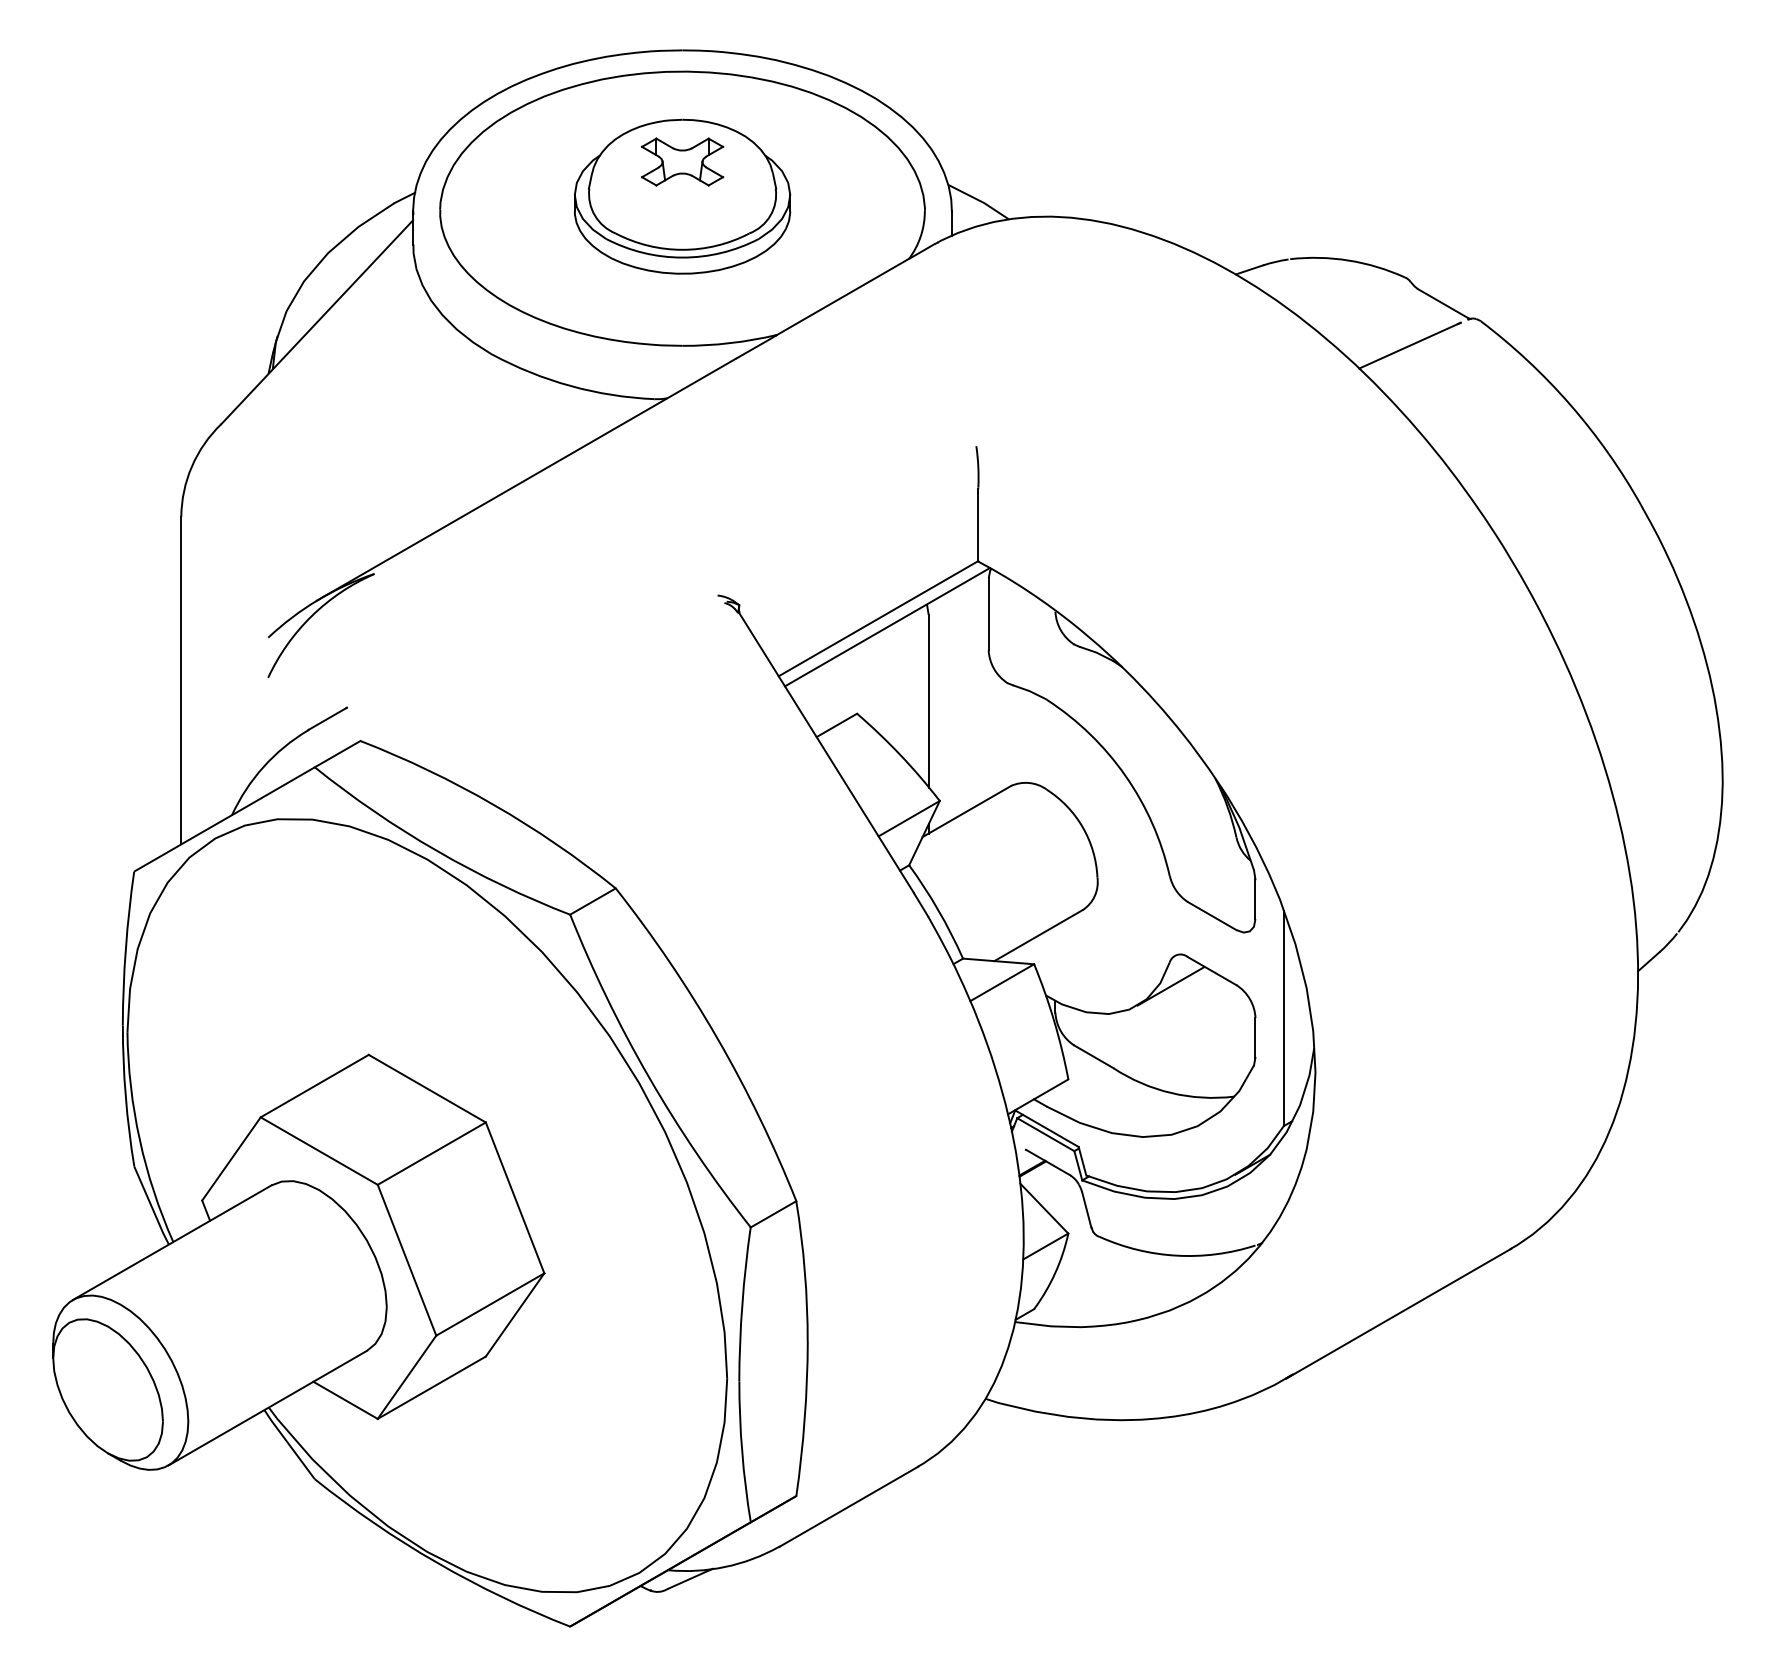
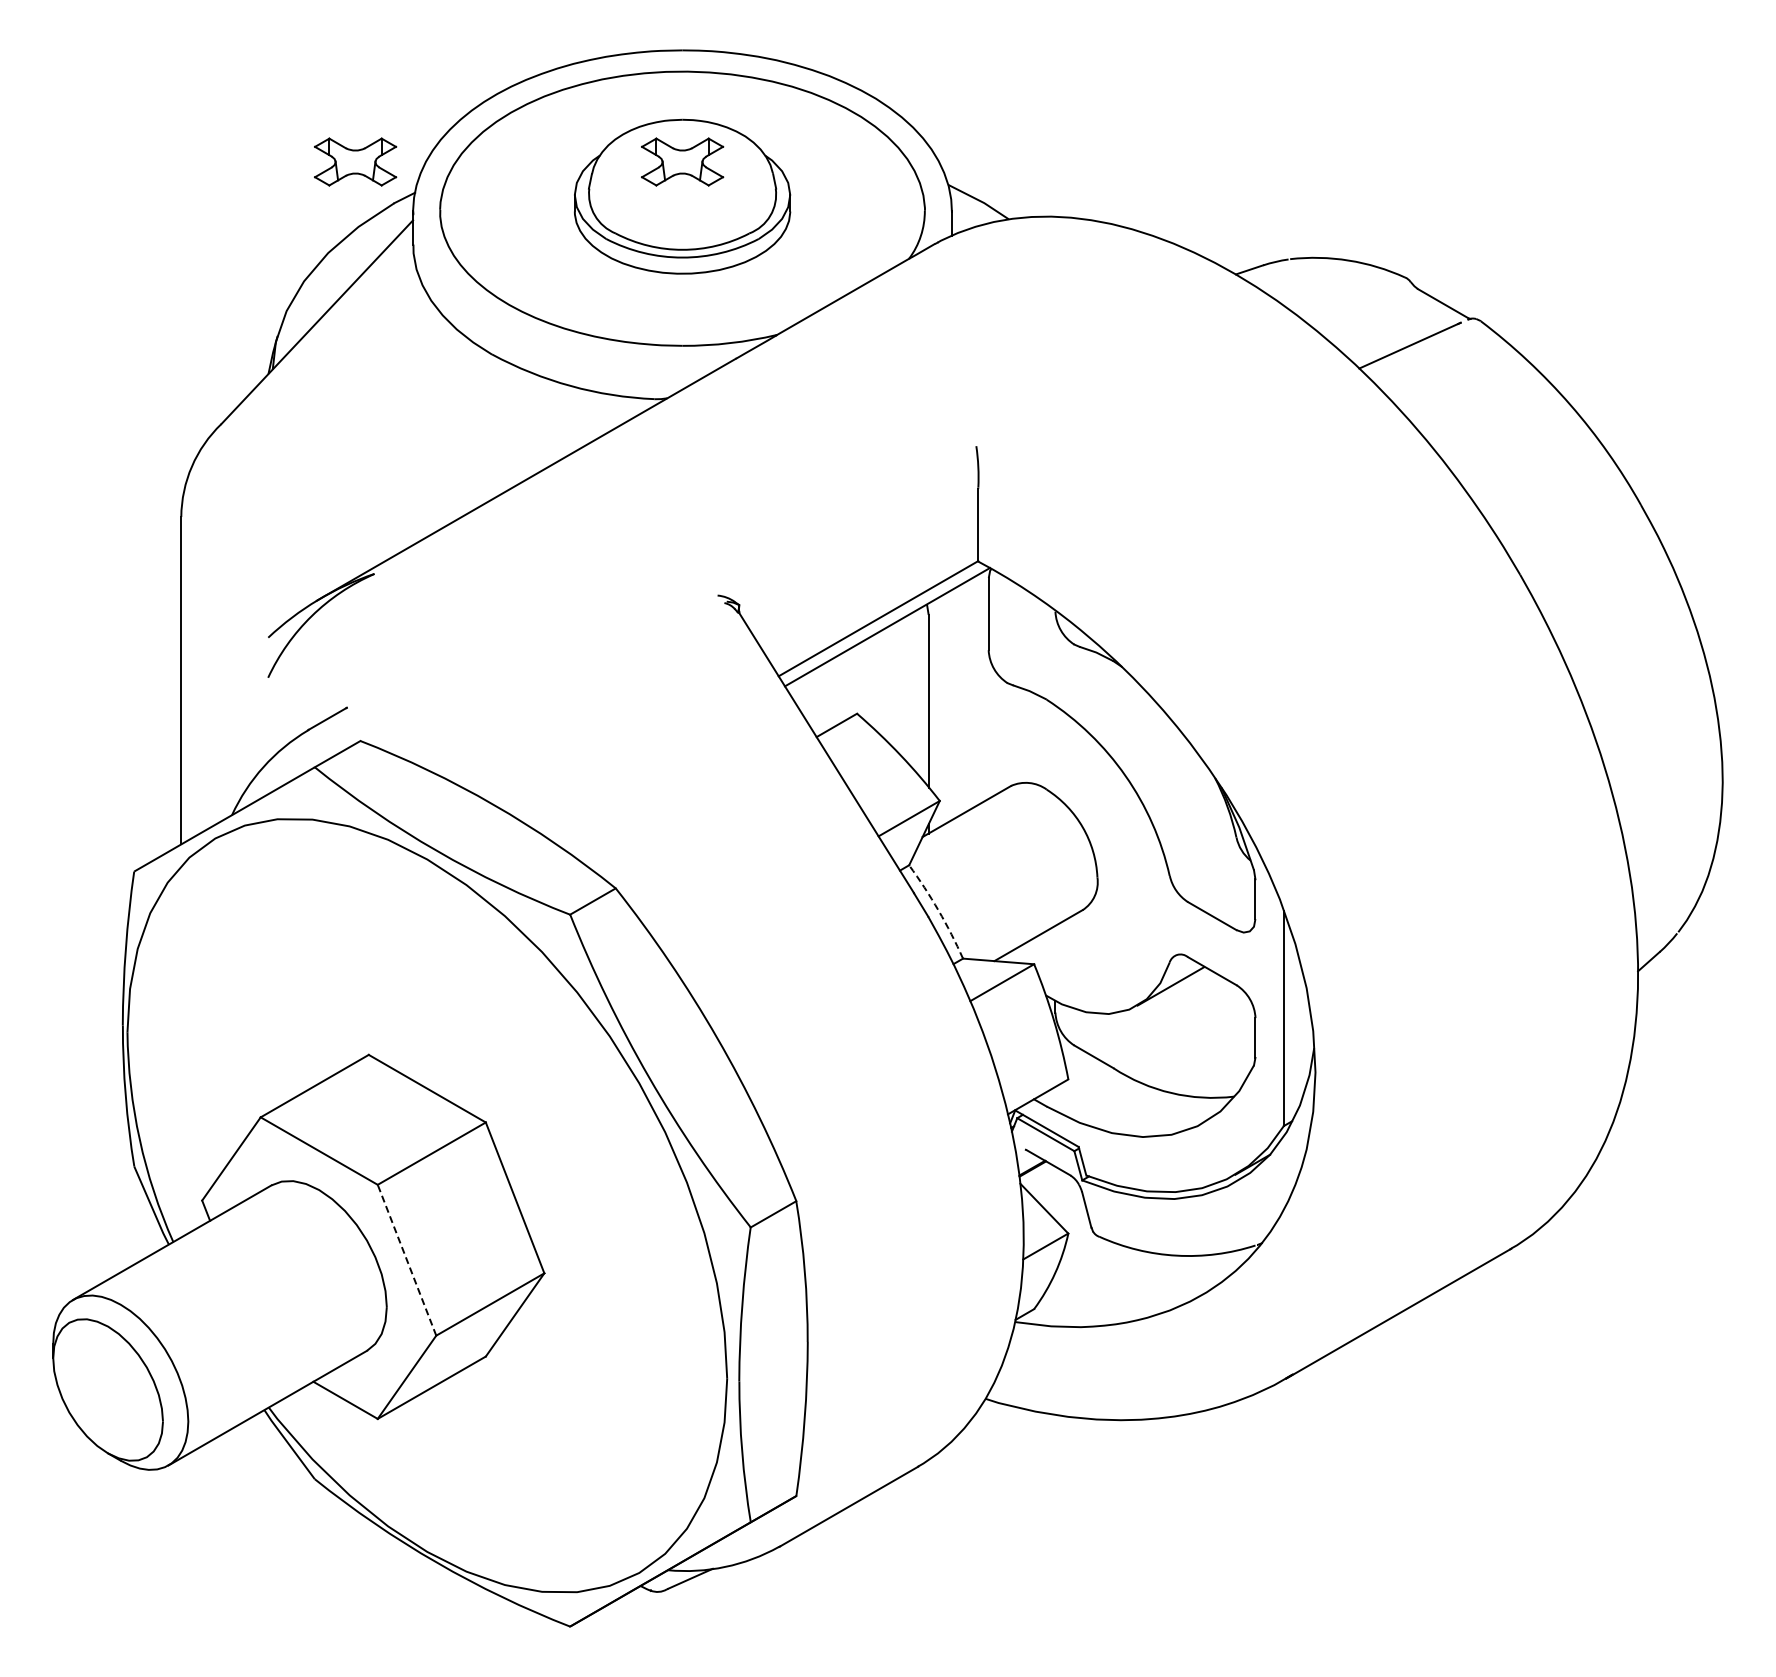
part: none -> present (355, 161)
arc: solid -> dashed (938, 910)
line: solid -> dashed (407, 1260)
